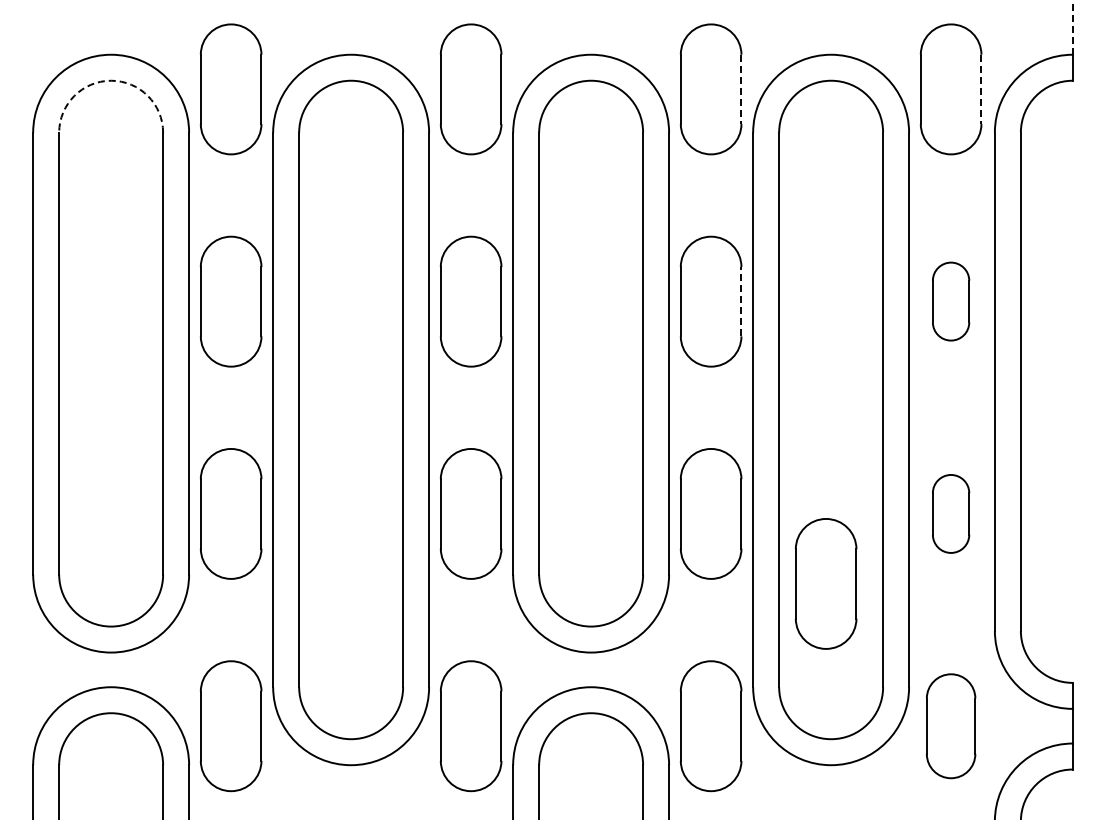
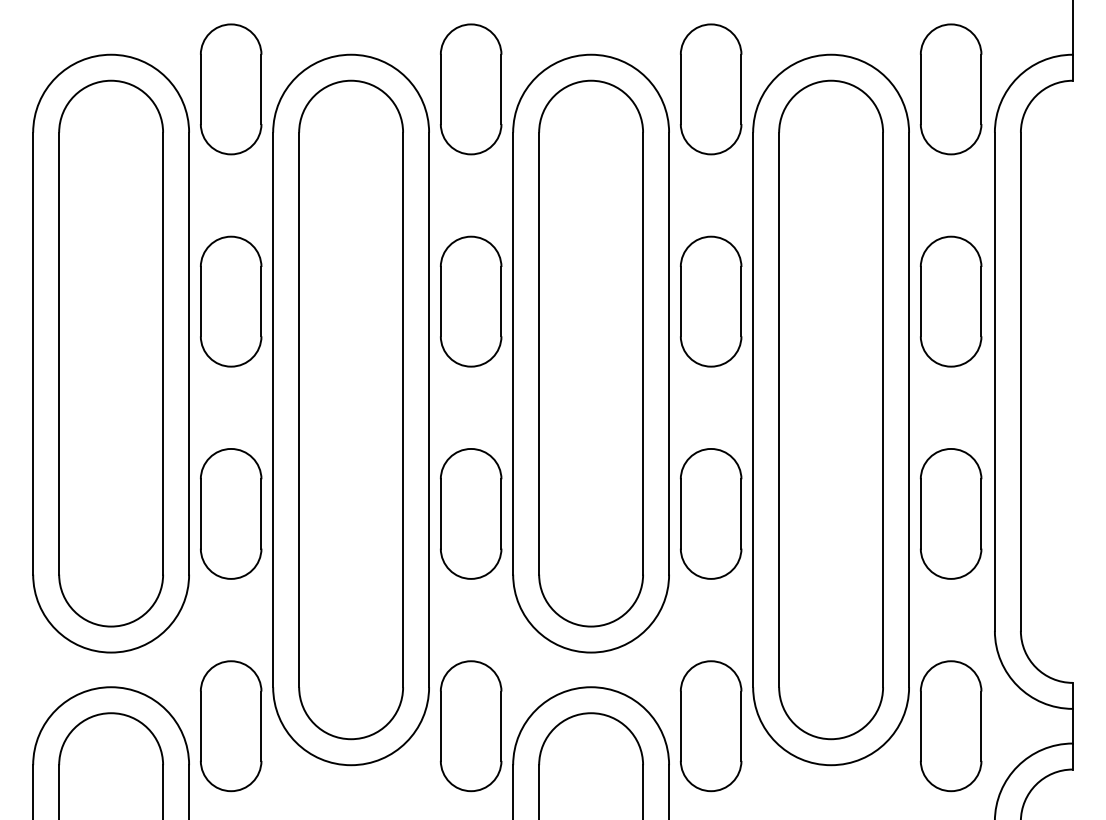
line: dashed -> solid (1072, 27)
arc: dashed -> solid (111, 80)
line: dashed -> solid (741, 89)
line: dashed -> solid (981, 89)
line: dashed -> solid (741, 301)
part size: 39x81 px -> 64x133 px (950, 301)
part size: 39x80 px -> 64x132 px (950, 513)
part: present -> none (826, 583)
part size: 51x107 px -> 64x133 px (950, 726)
